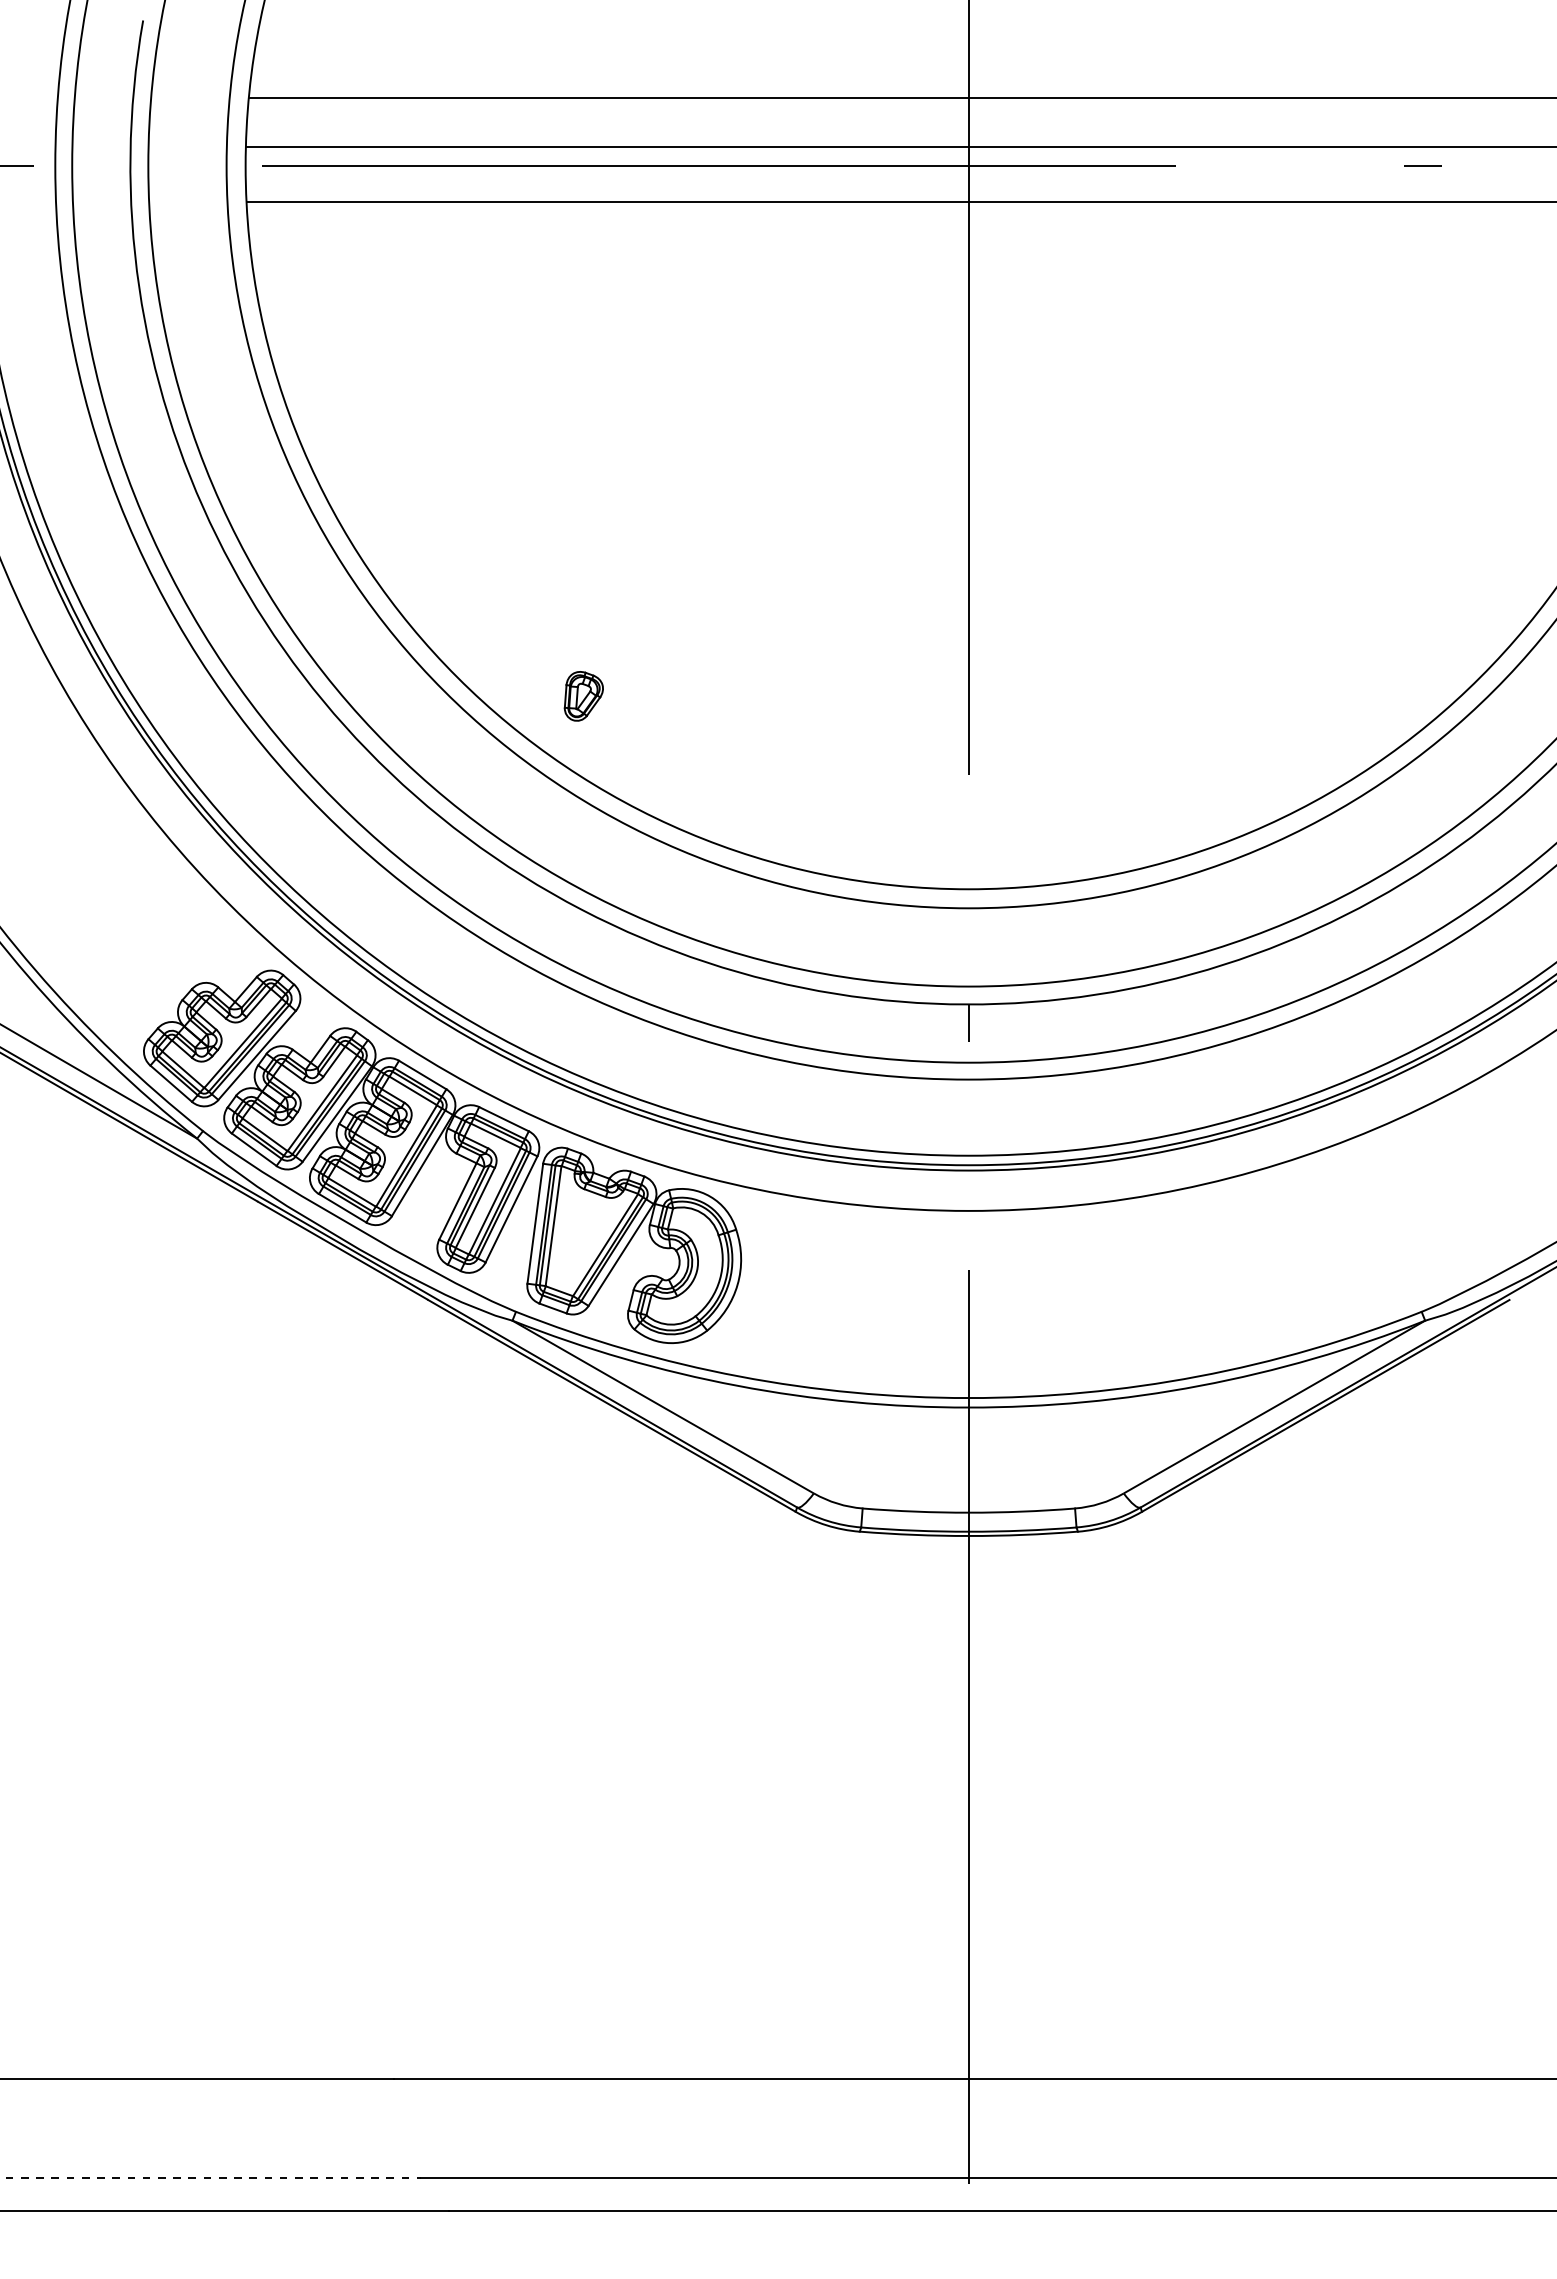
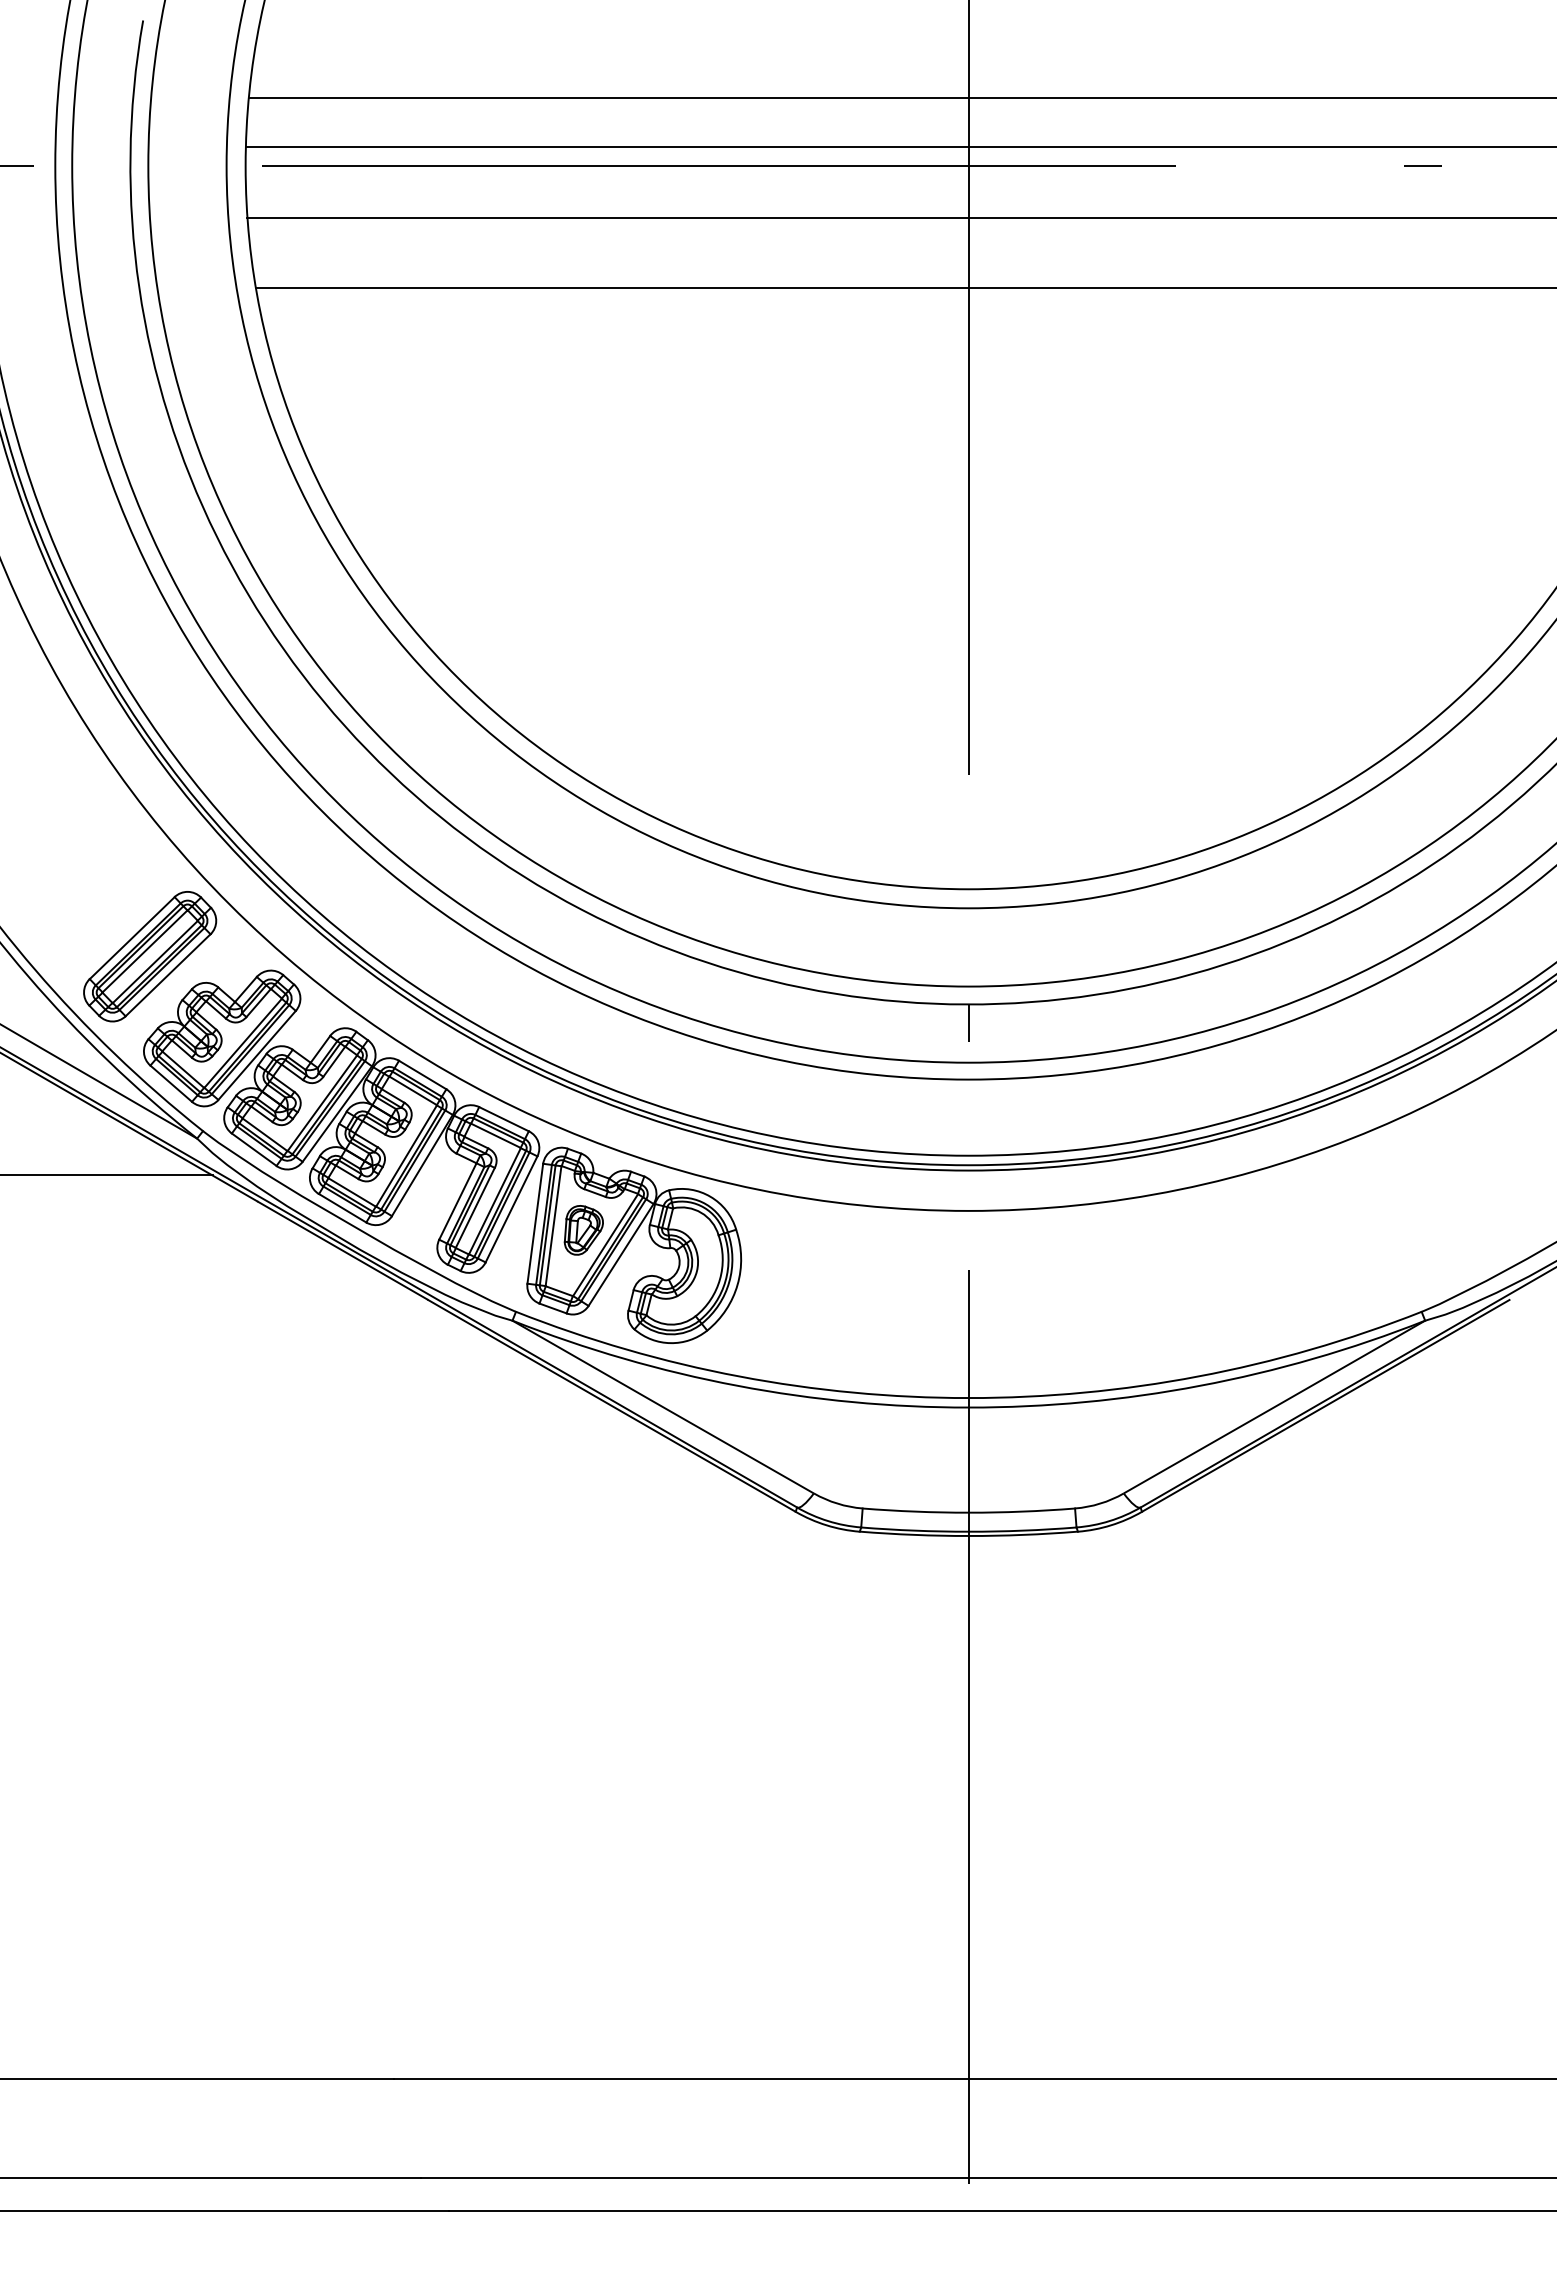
line position: (900, 201) -> (900, 217) (900, 217)
line: none -> present (904, 288)
part position: (583, 696) -> (583, 1230) (583, 1230)
part: none -> present (150, 956)
line: none -> present (107, 1175)
line: dashed -> solid (211, 2177)
